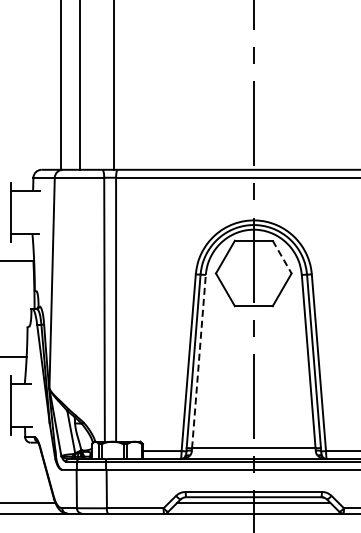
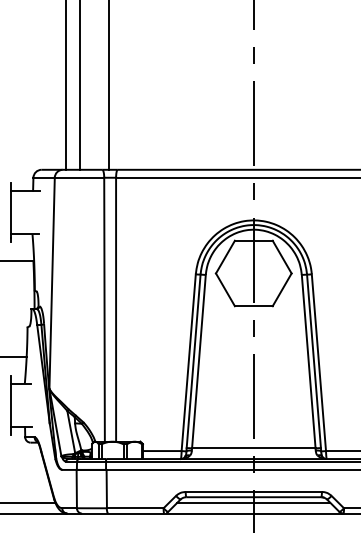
line position: (61, 85) -> (66, 85) (66, 85)
line position: (114, 85) -> (109, 85) (109, 85)
line: dashed -> solid (282, 257)
line: dashed -> solid (198, 361)
